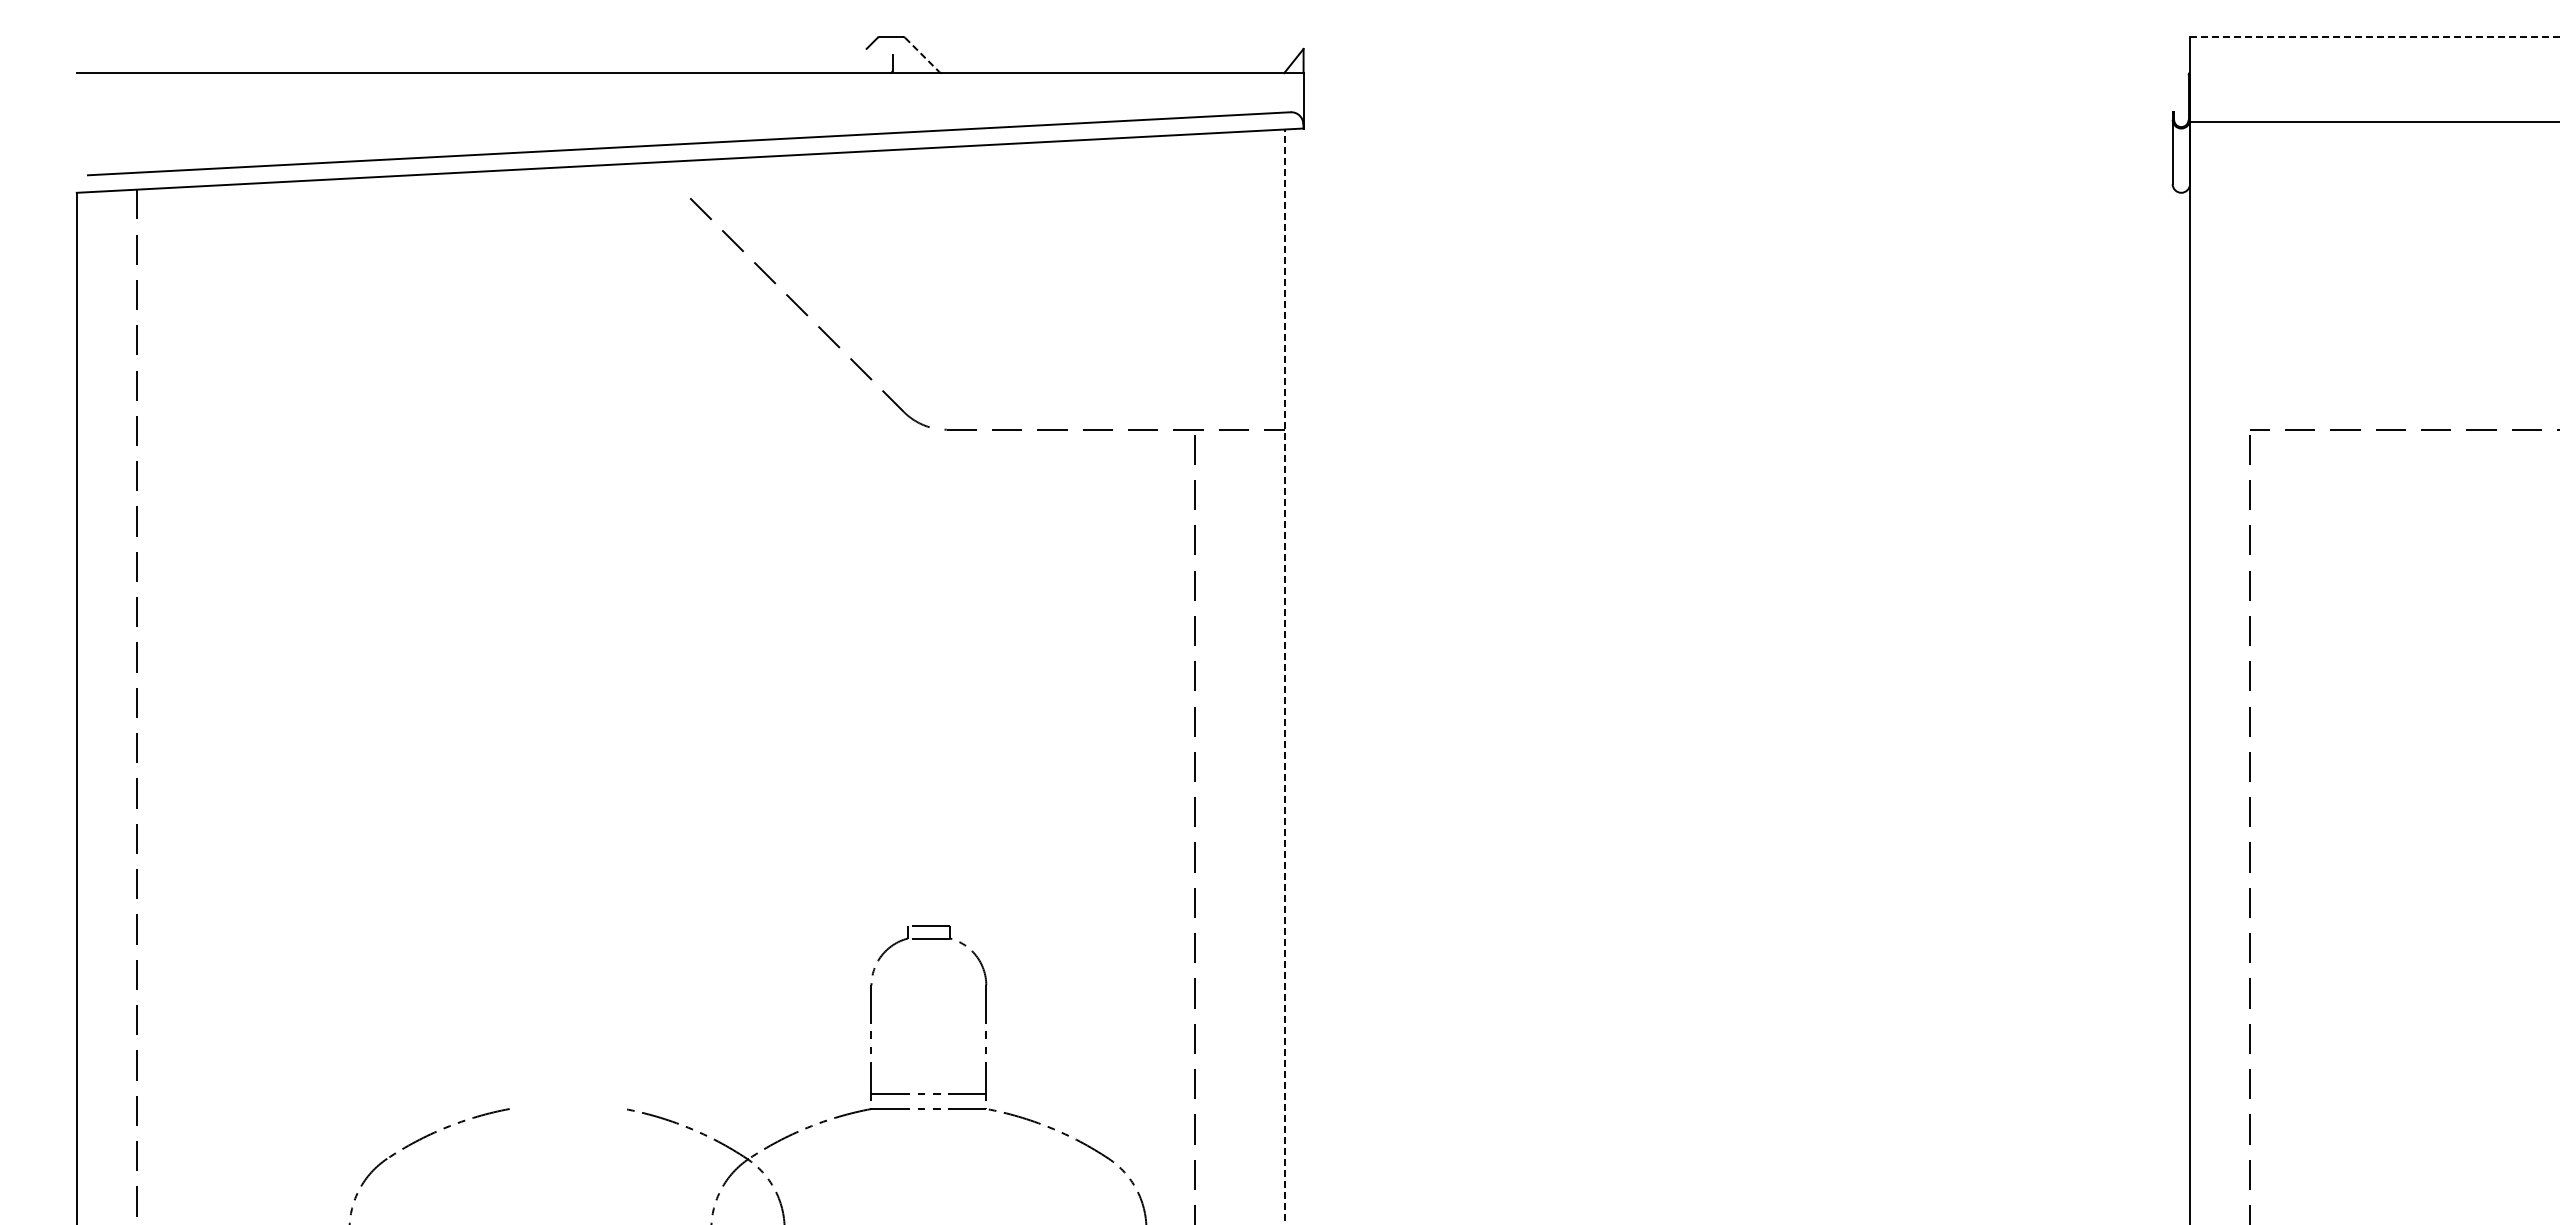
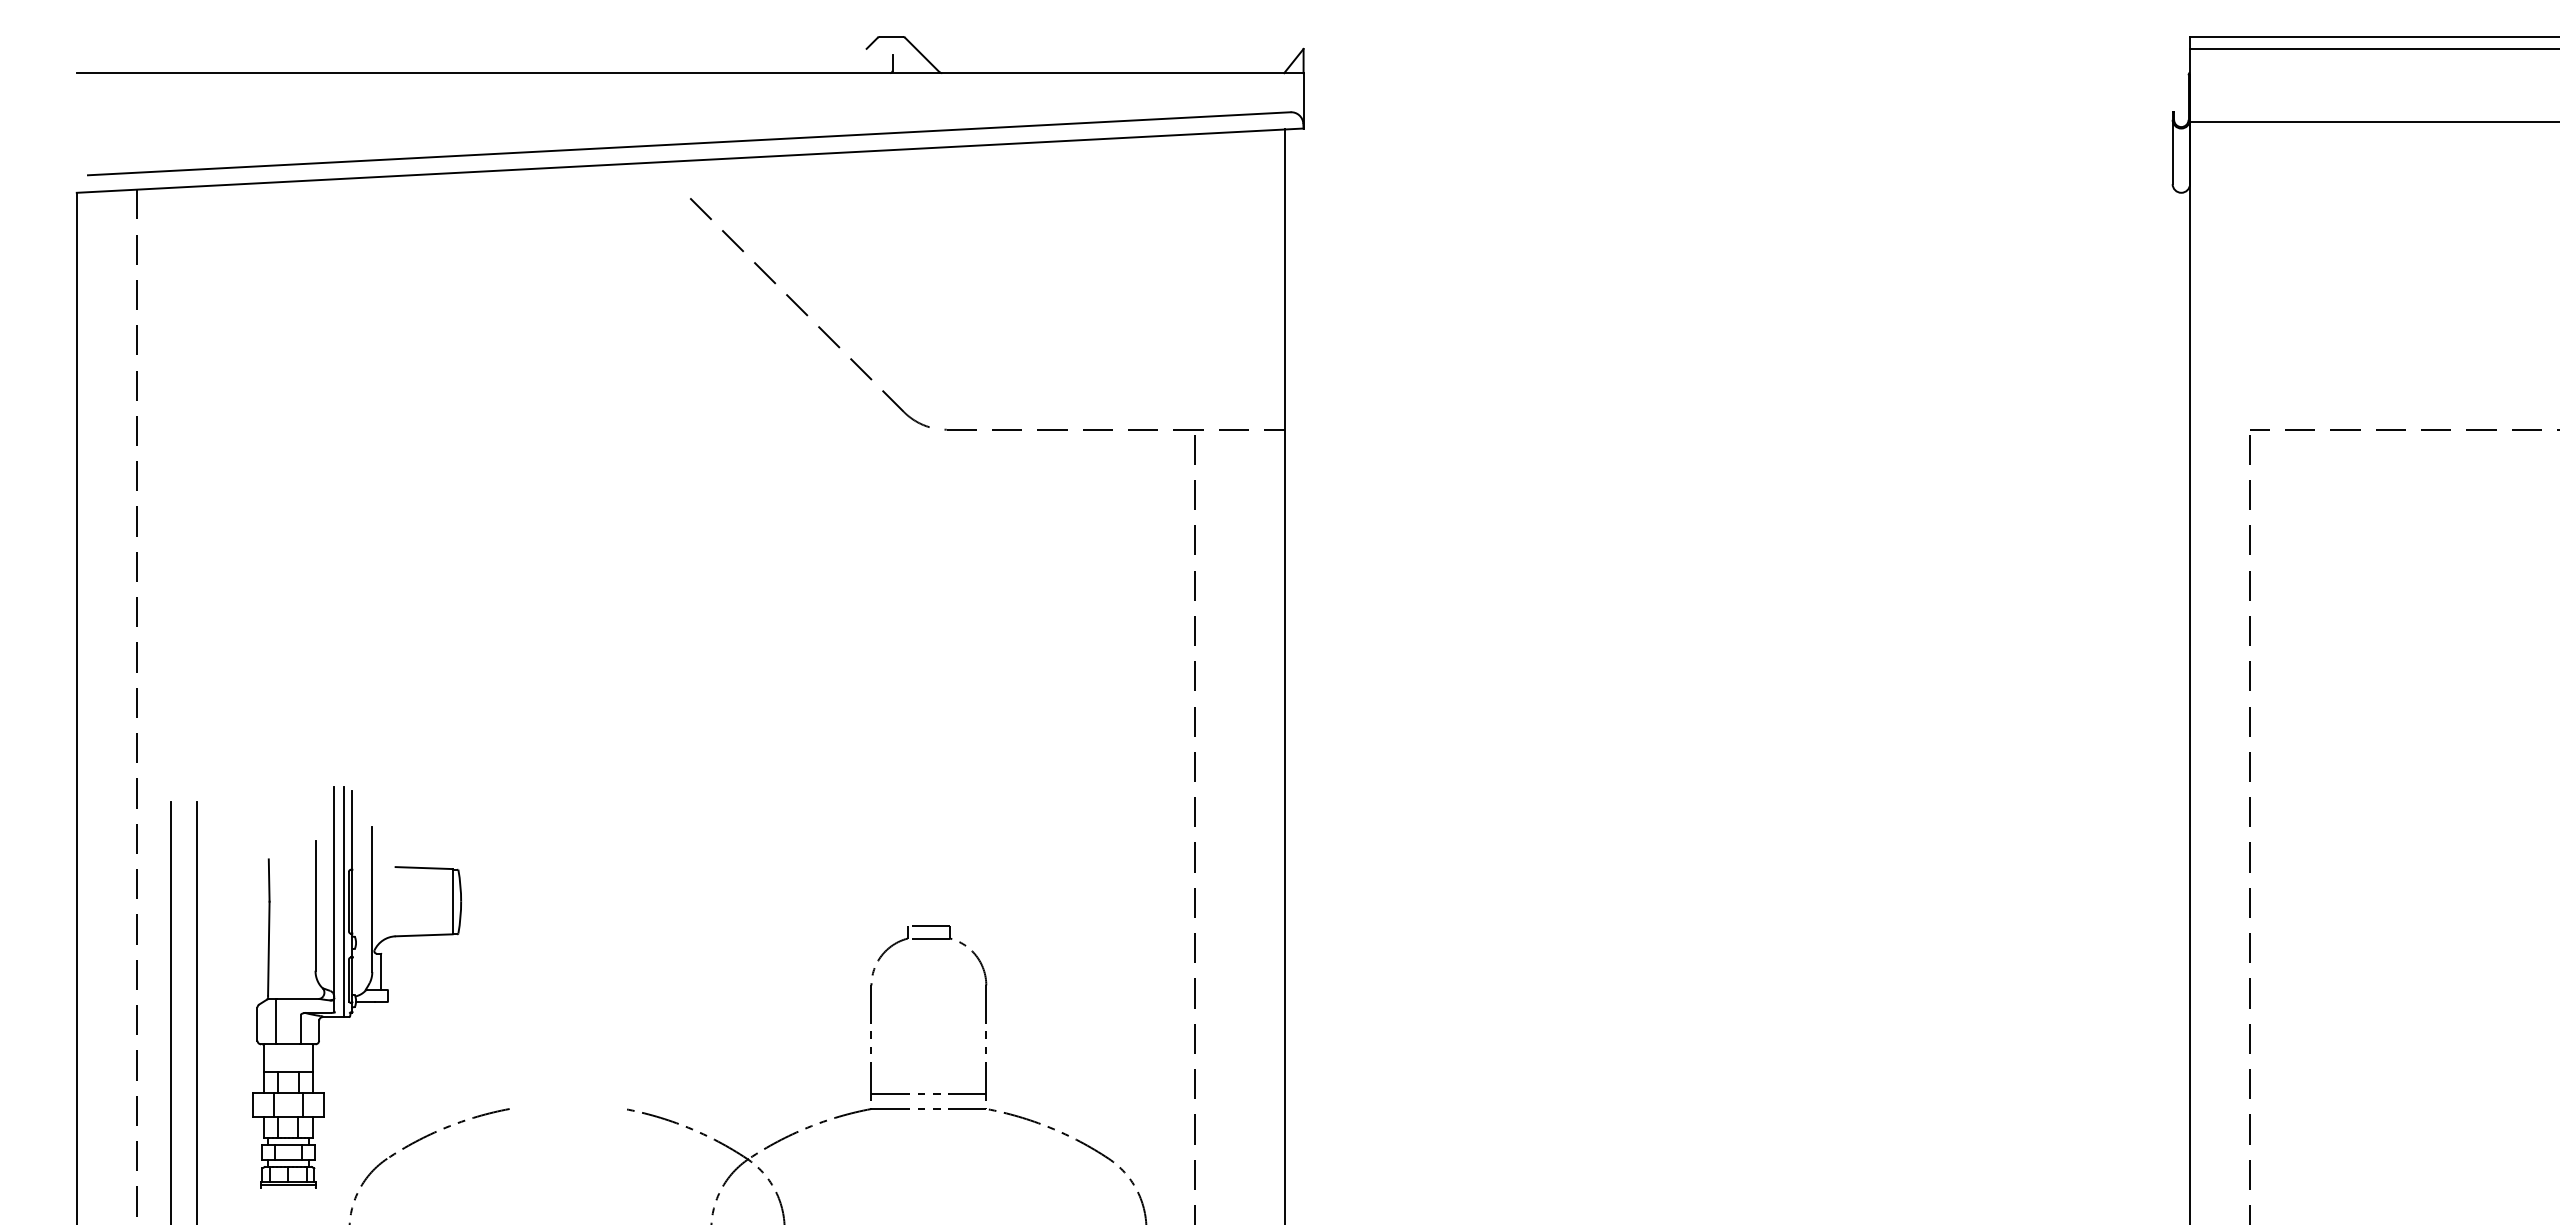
line: dashed -> solid (2375, 36)
line: none -> present (2373, 49)
line: dashed -> solid (922, 55)
line: dashed -> solid (1285, 676)
part: none -> present (356, 987)
line: none -> present (170, 1011)
line: none -> present (196, 1011)
